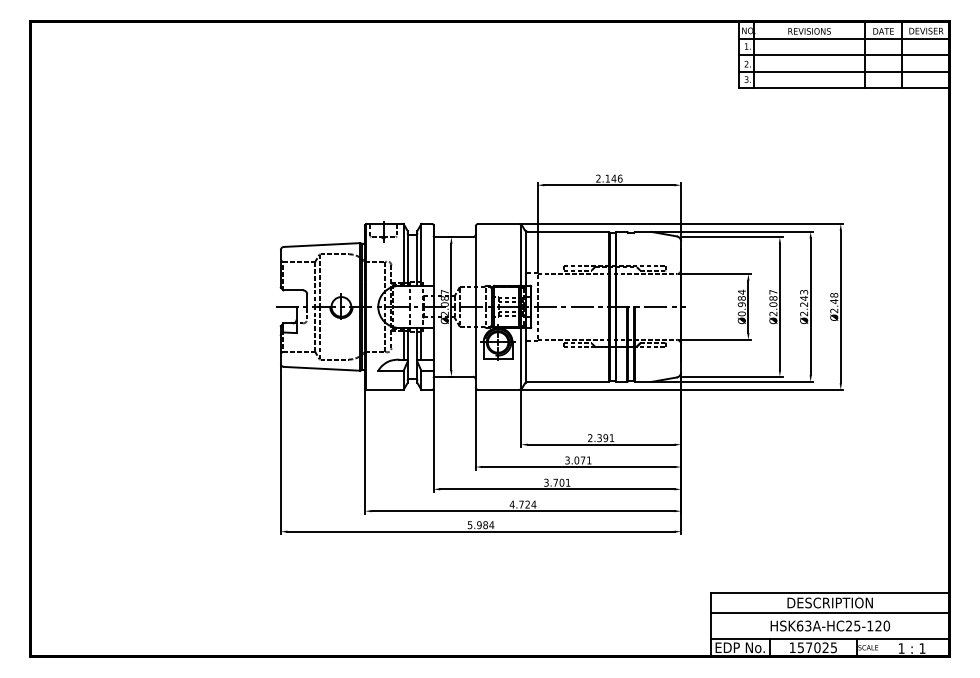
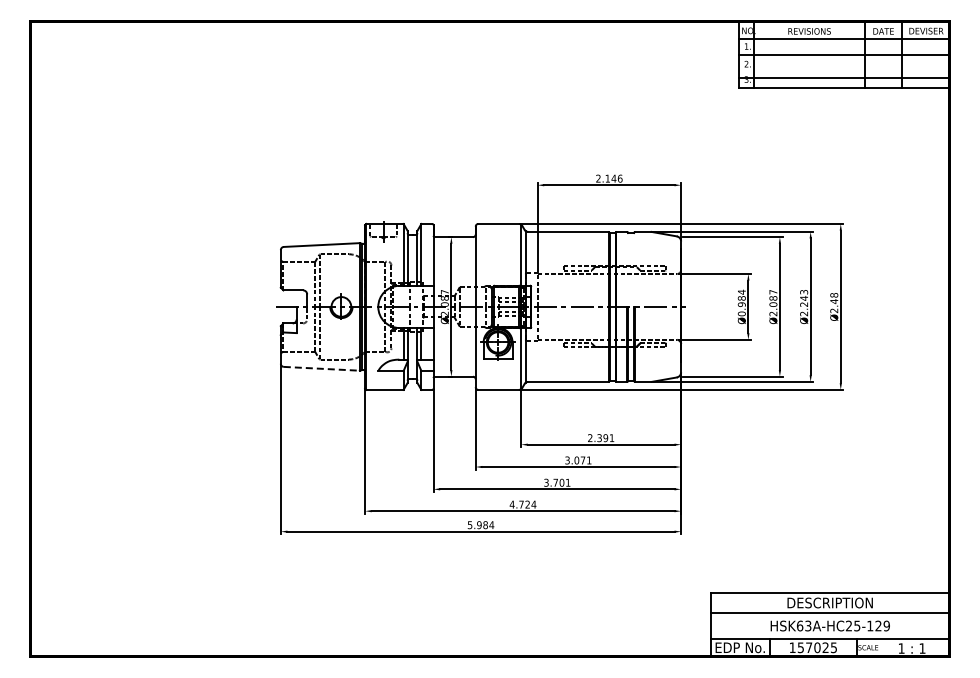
line position: (843, 72) -> (843, 78) (843, 78)
line: solid -> dashed (322, 368)
text: HSK63A-HC25-120 -> HSK63A-HC25-129 (886, 626)
